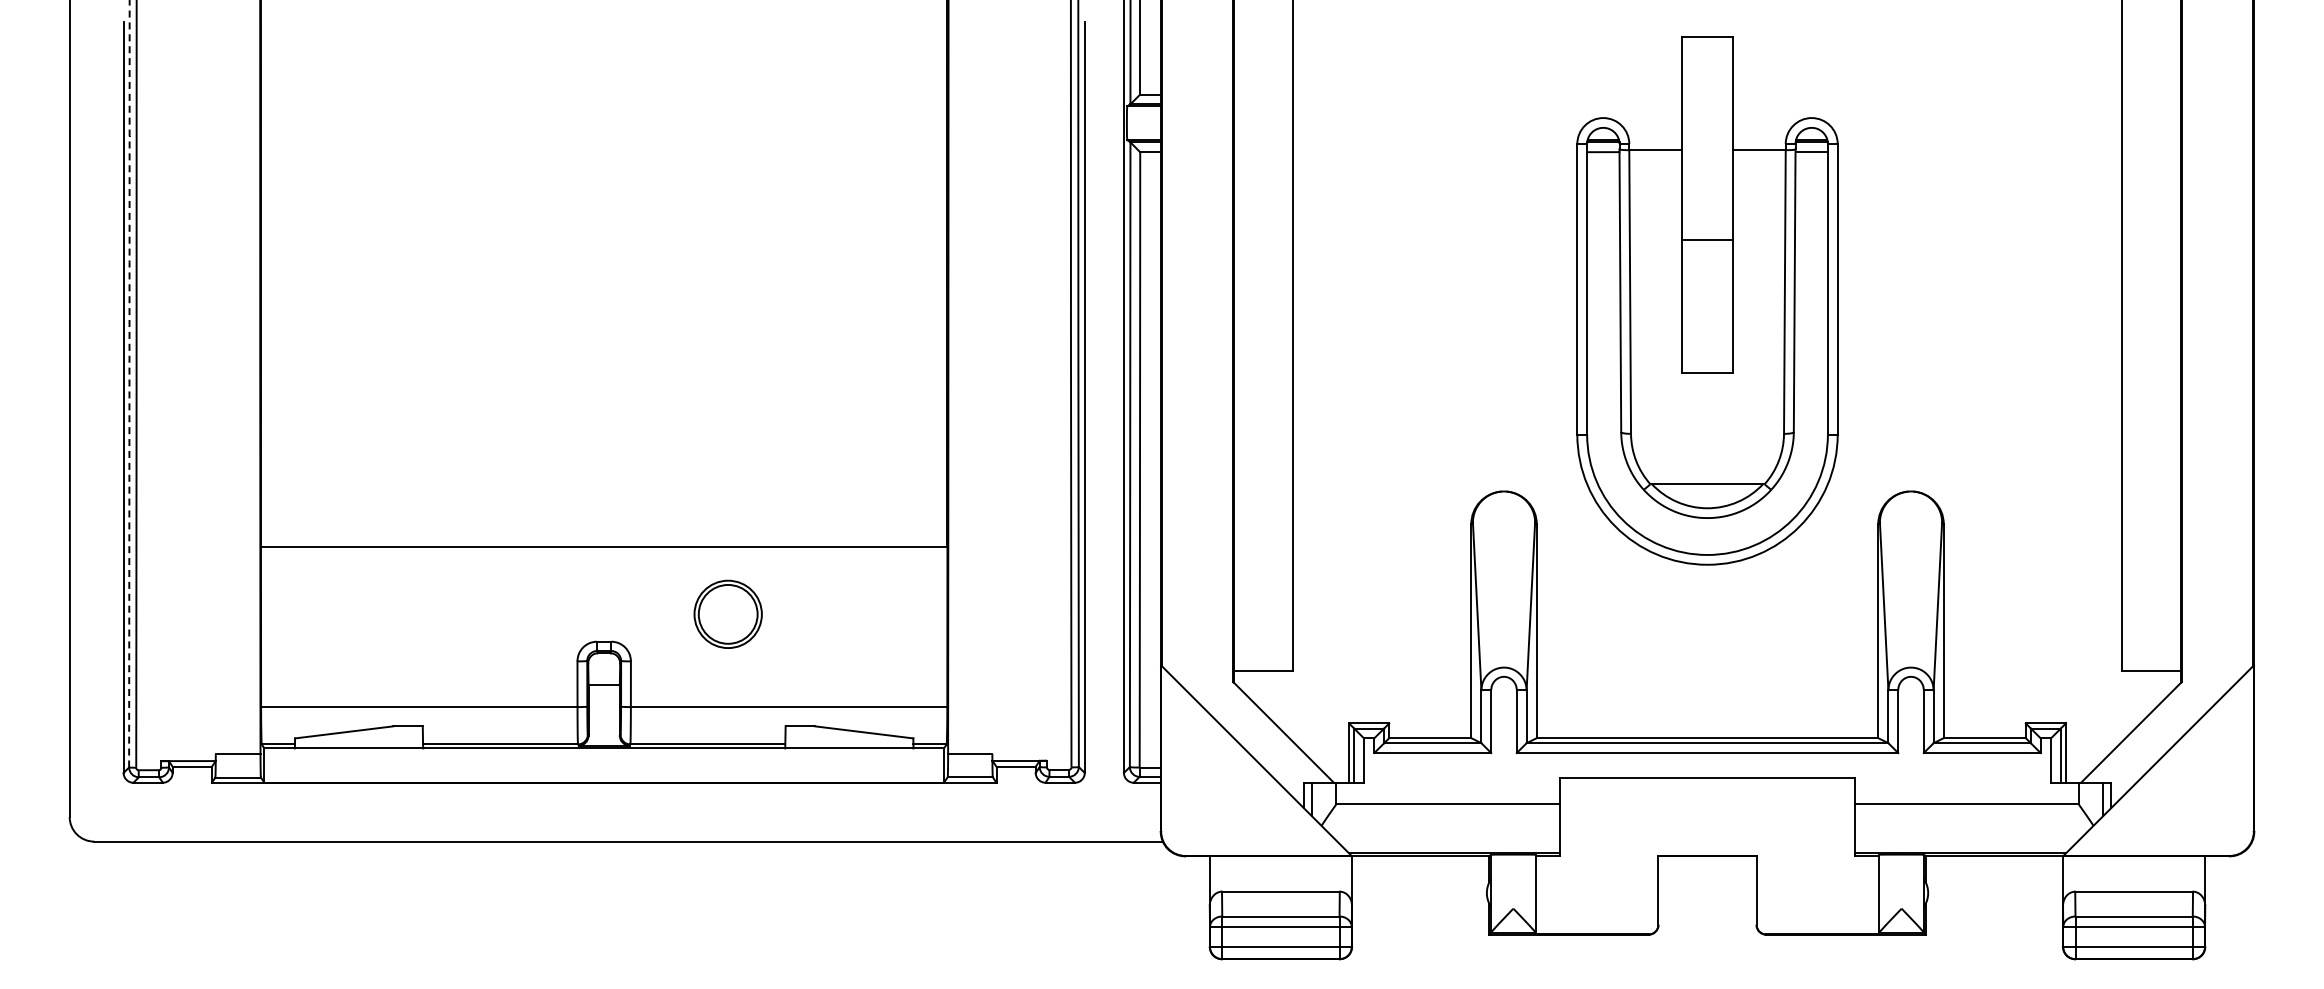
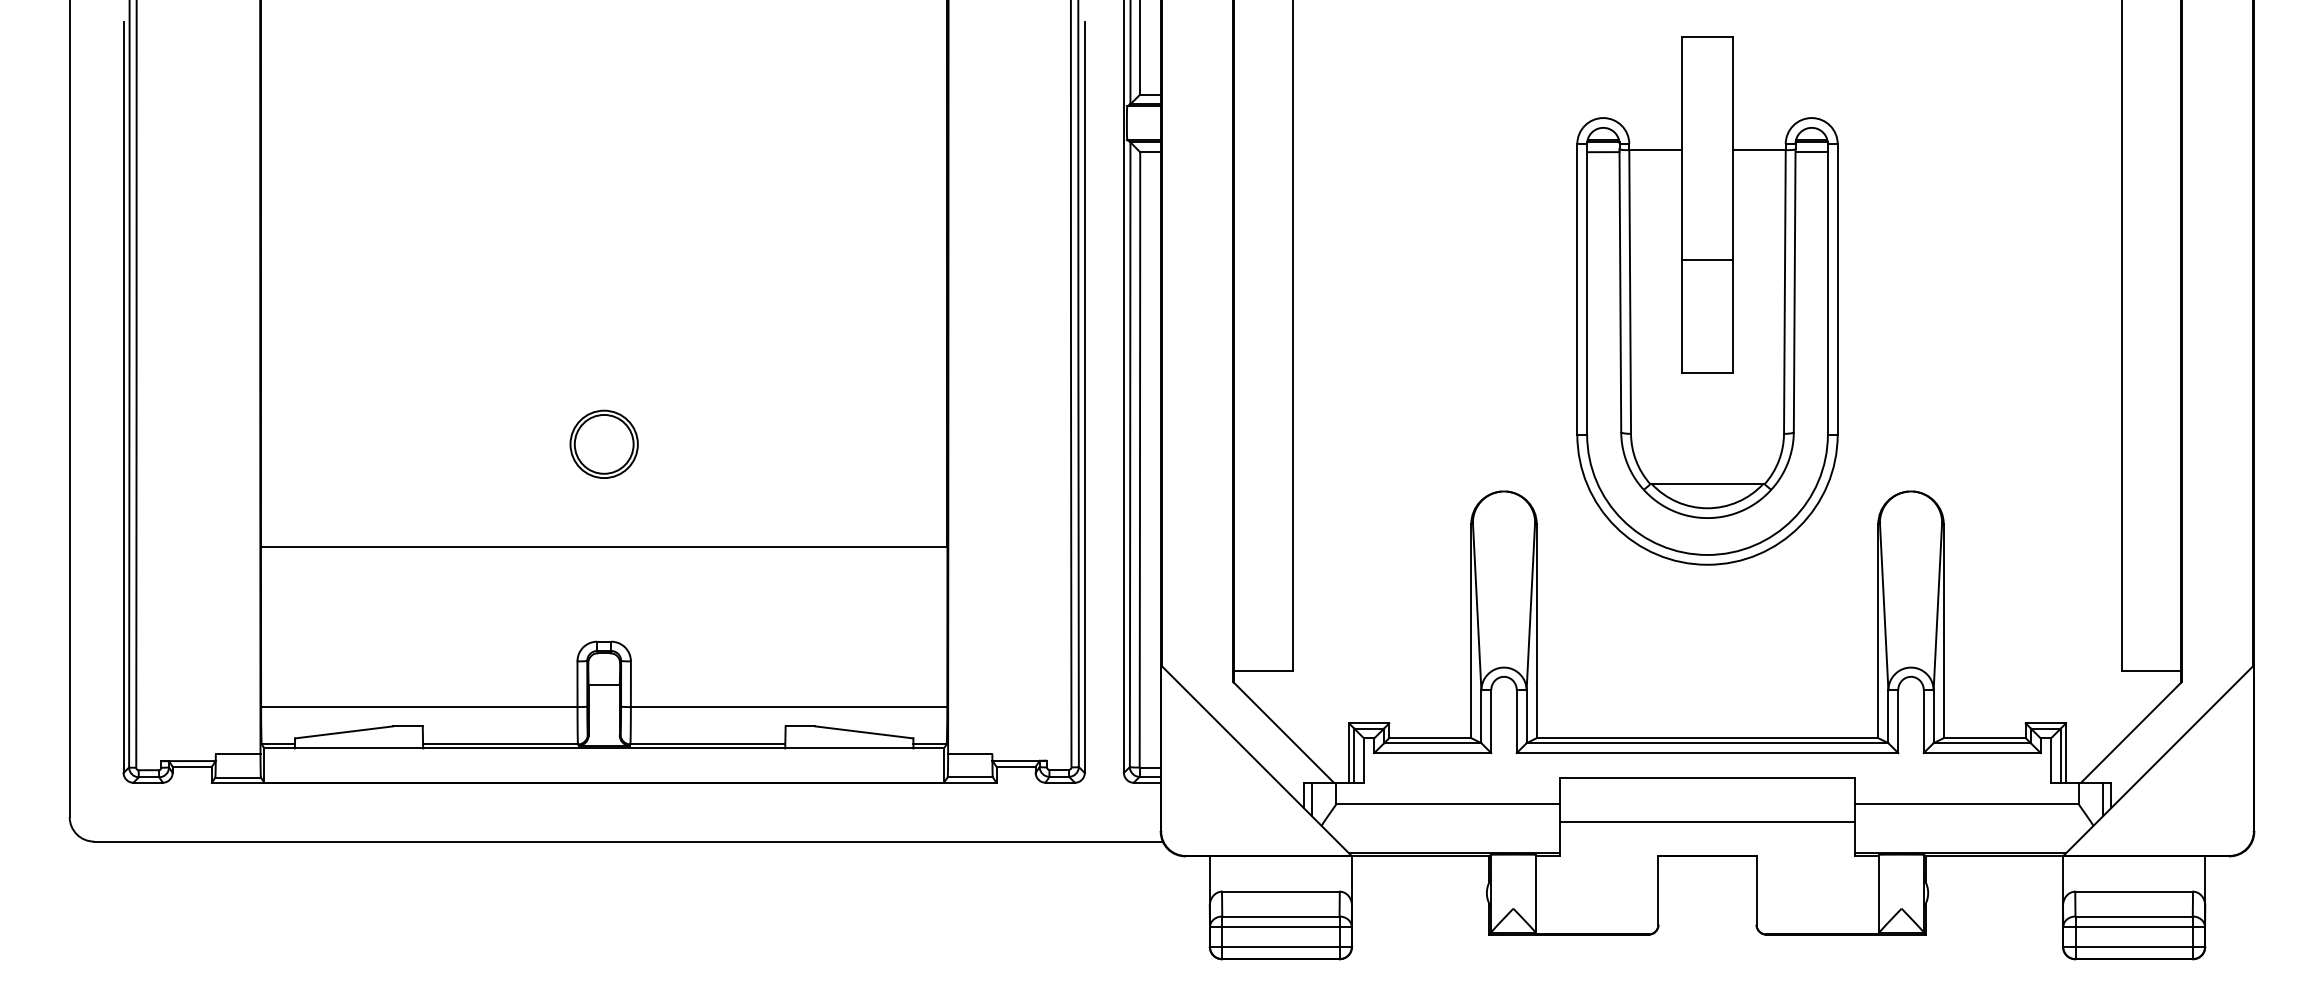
line position: (1707, 239) -> (1707, 259) (1707, 259)
arc: dashed -> solid (129, 383)
part position: (727, 613) -> (603, 443) (603, 443)
line: none -> present (1707, 821)
